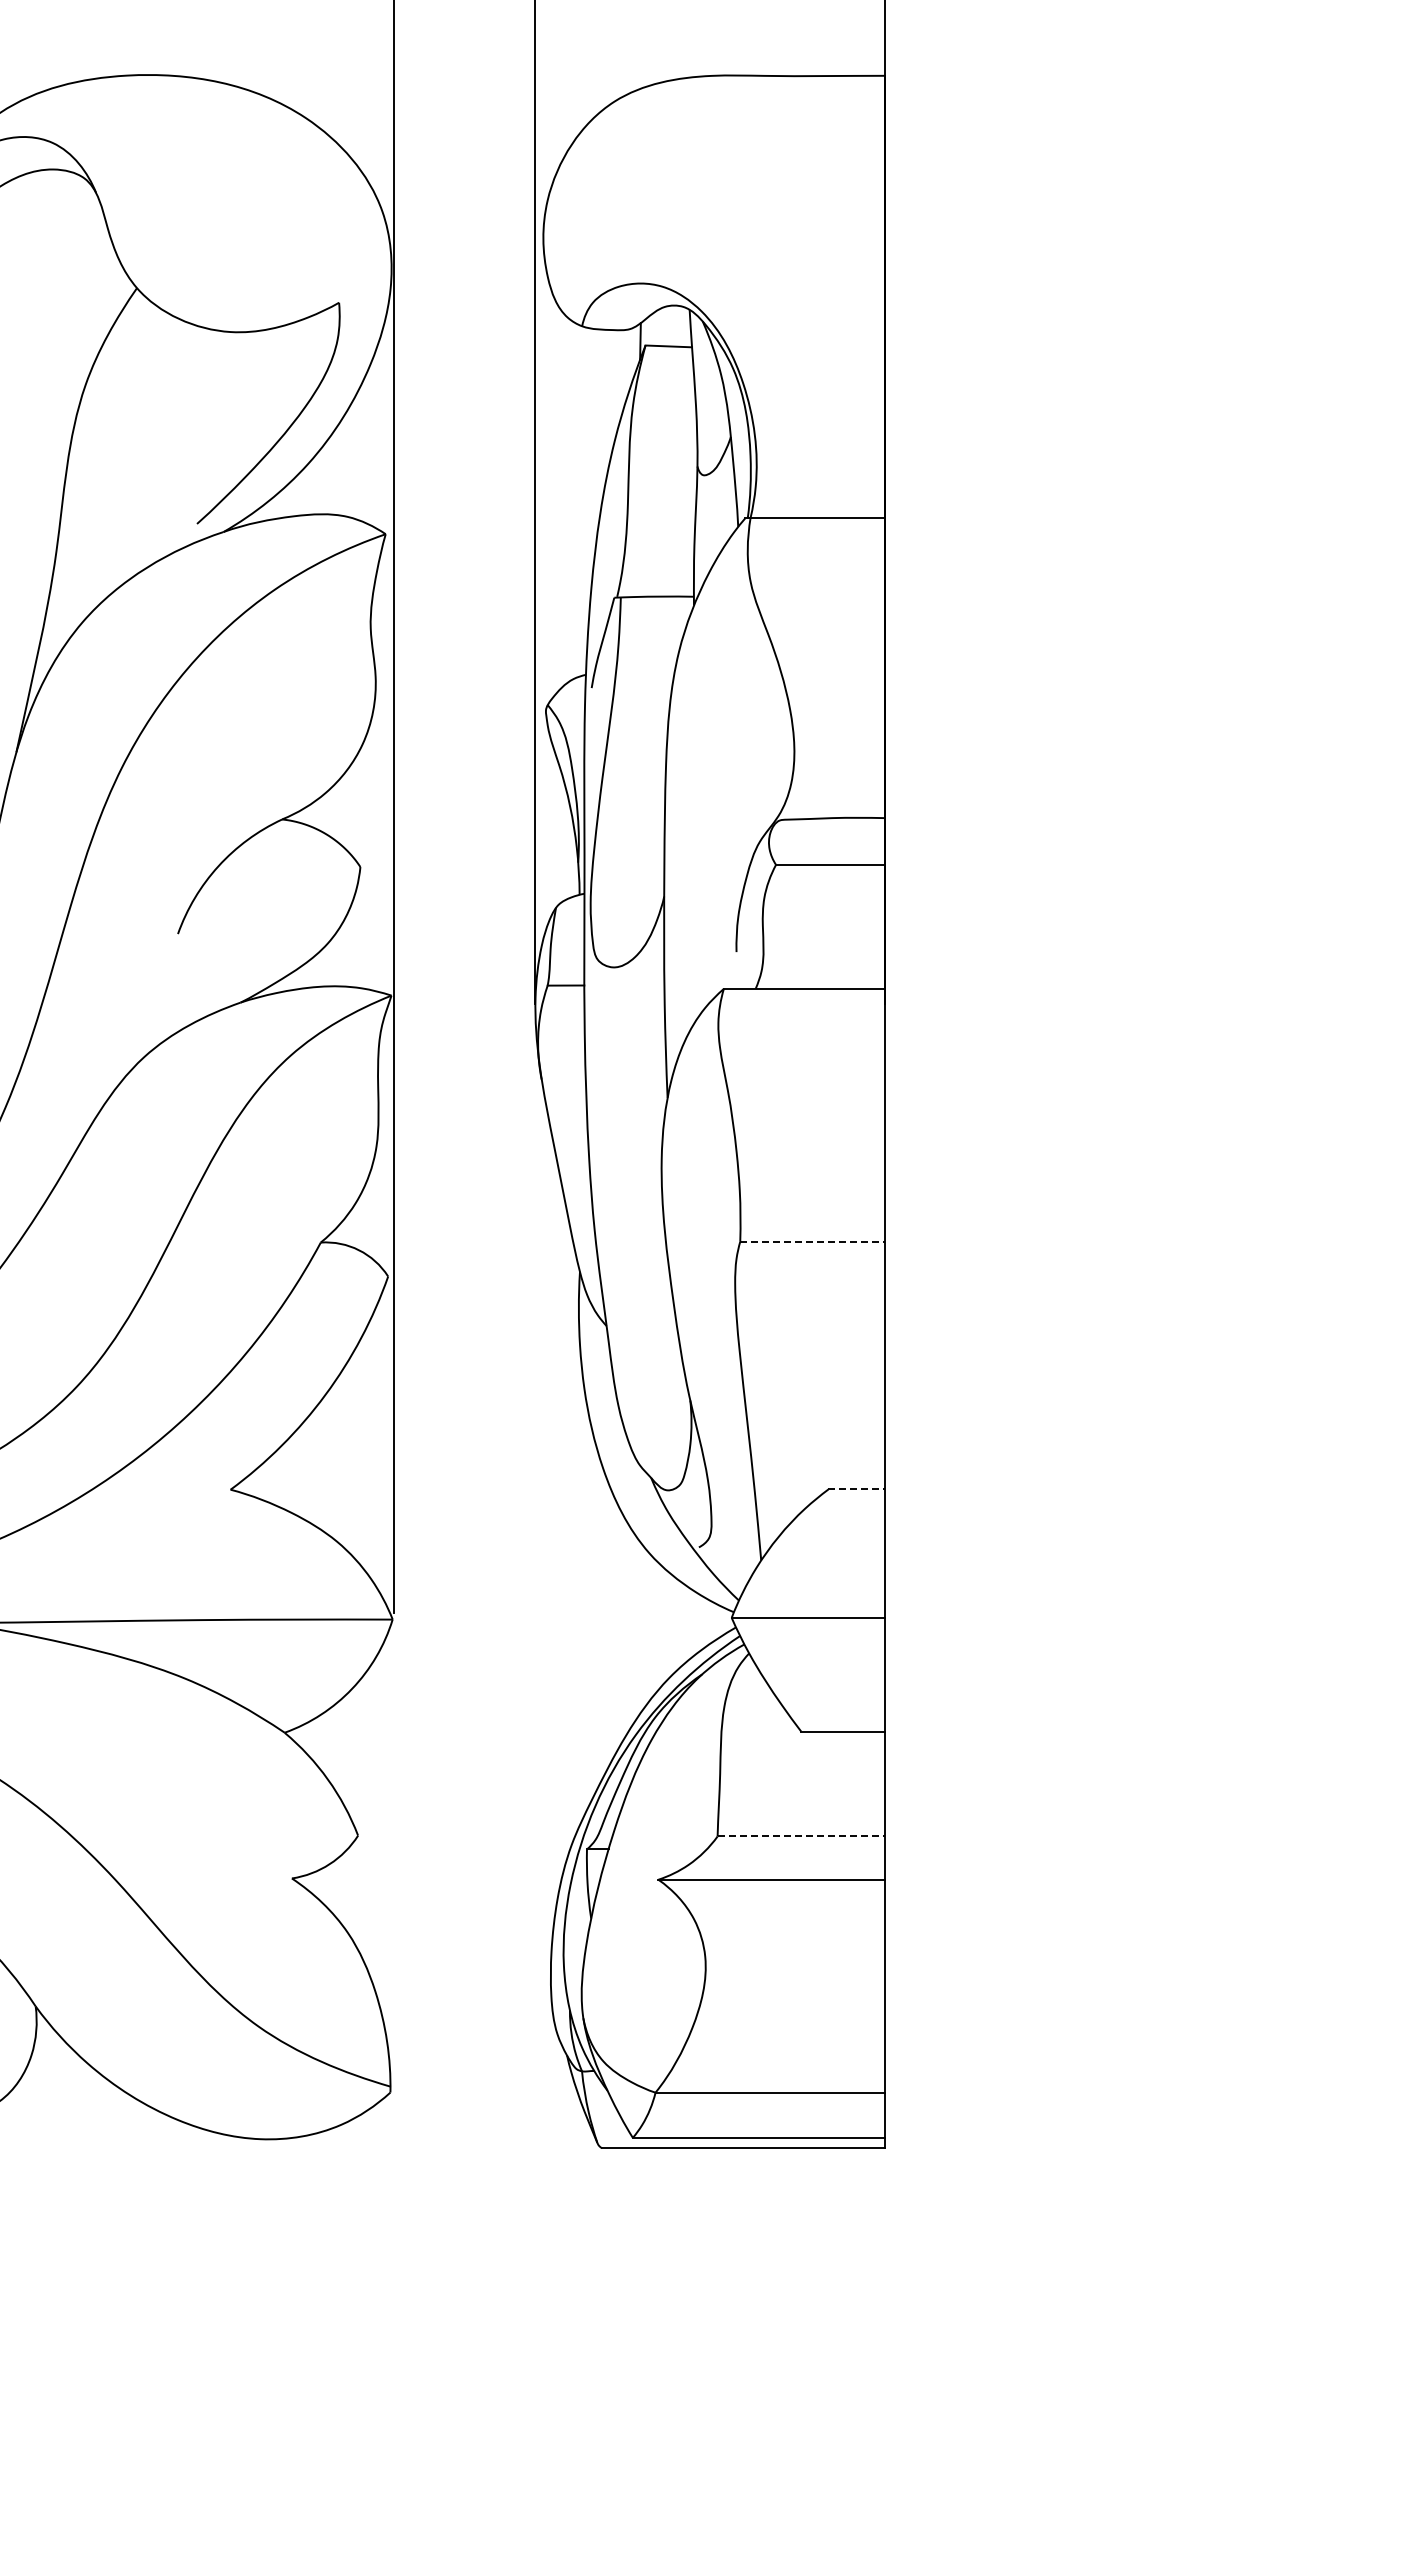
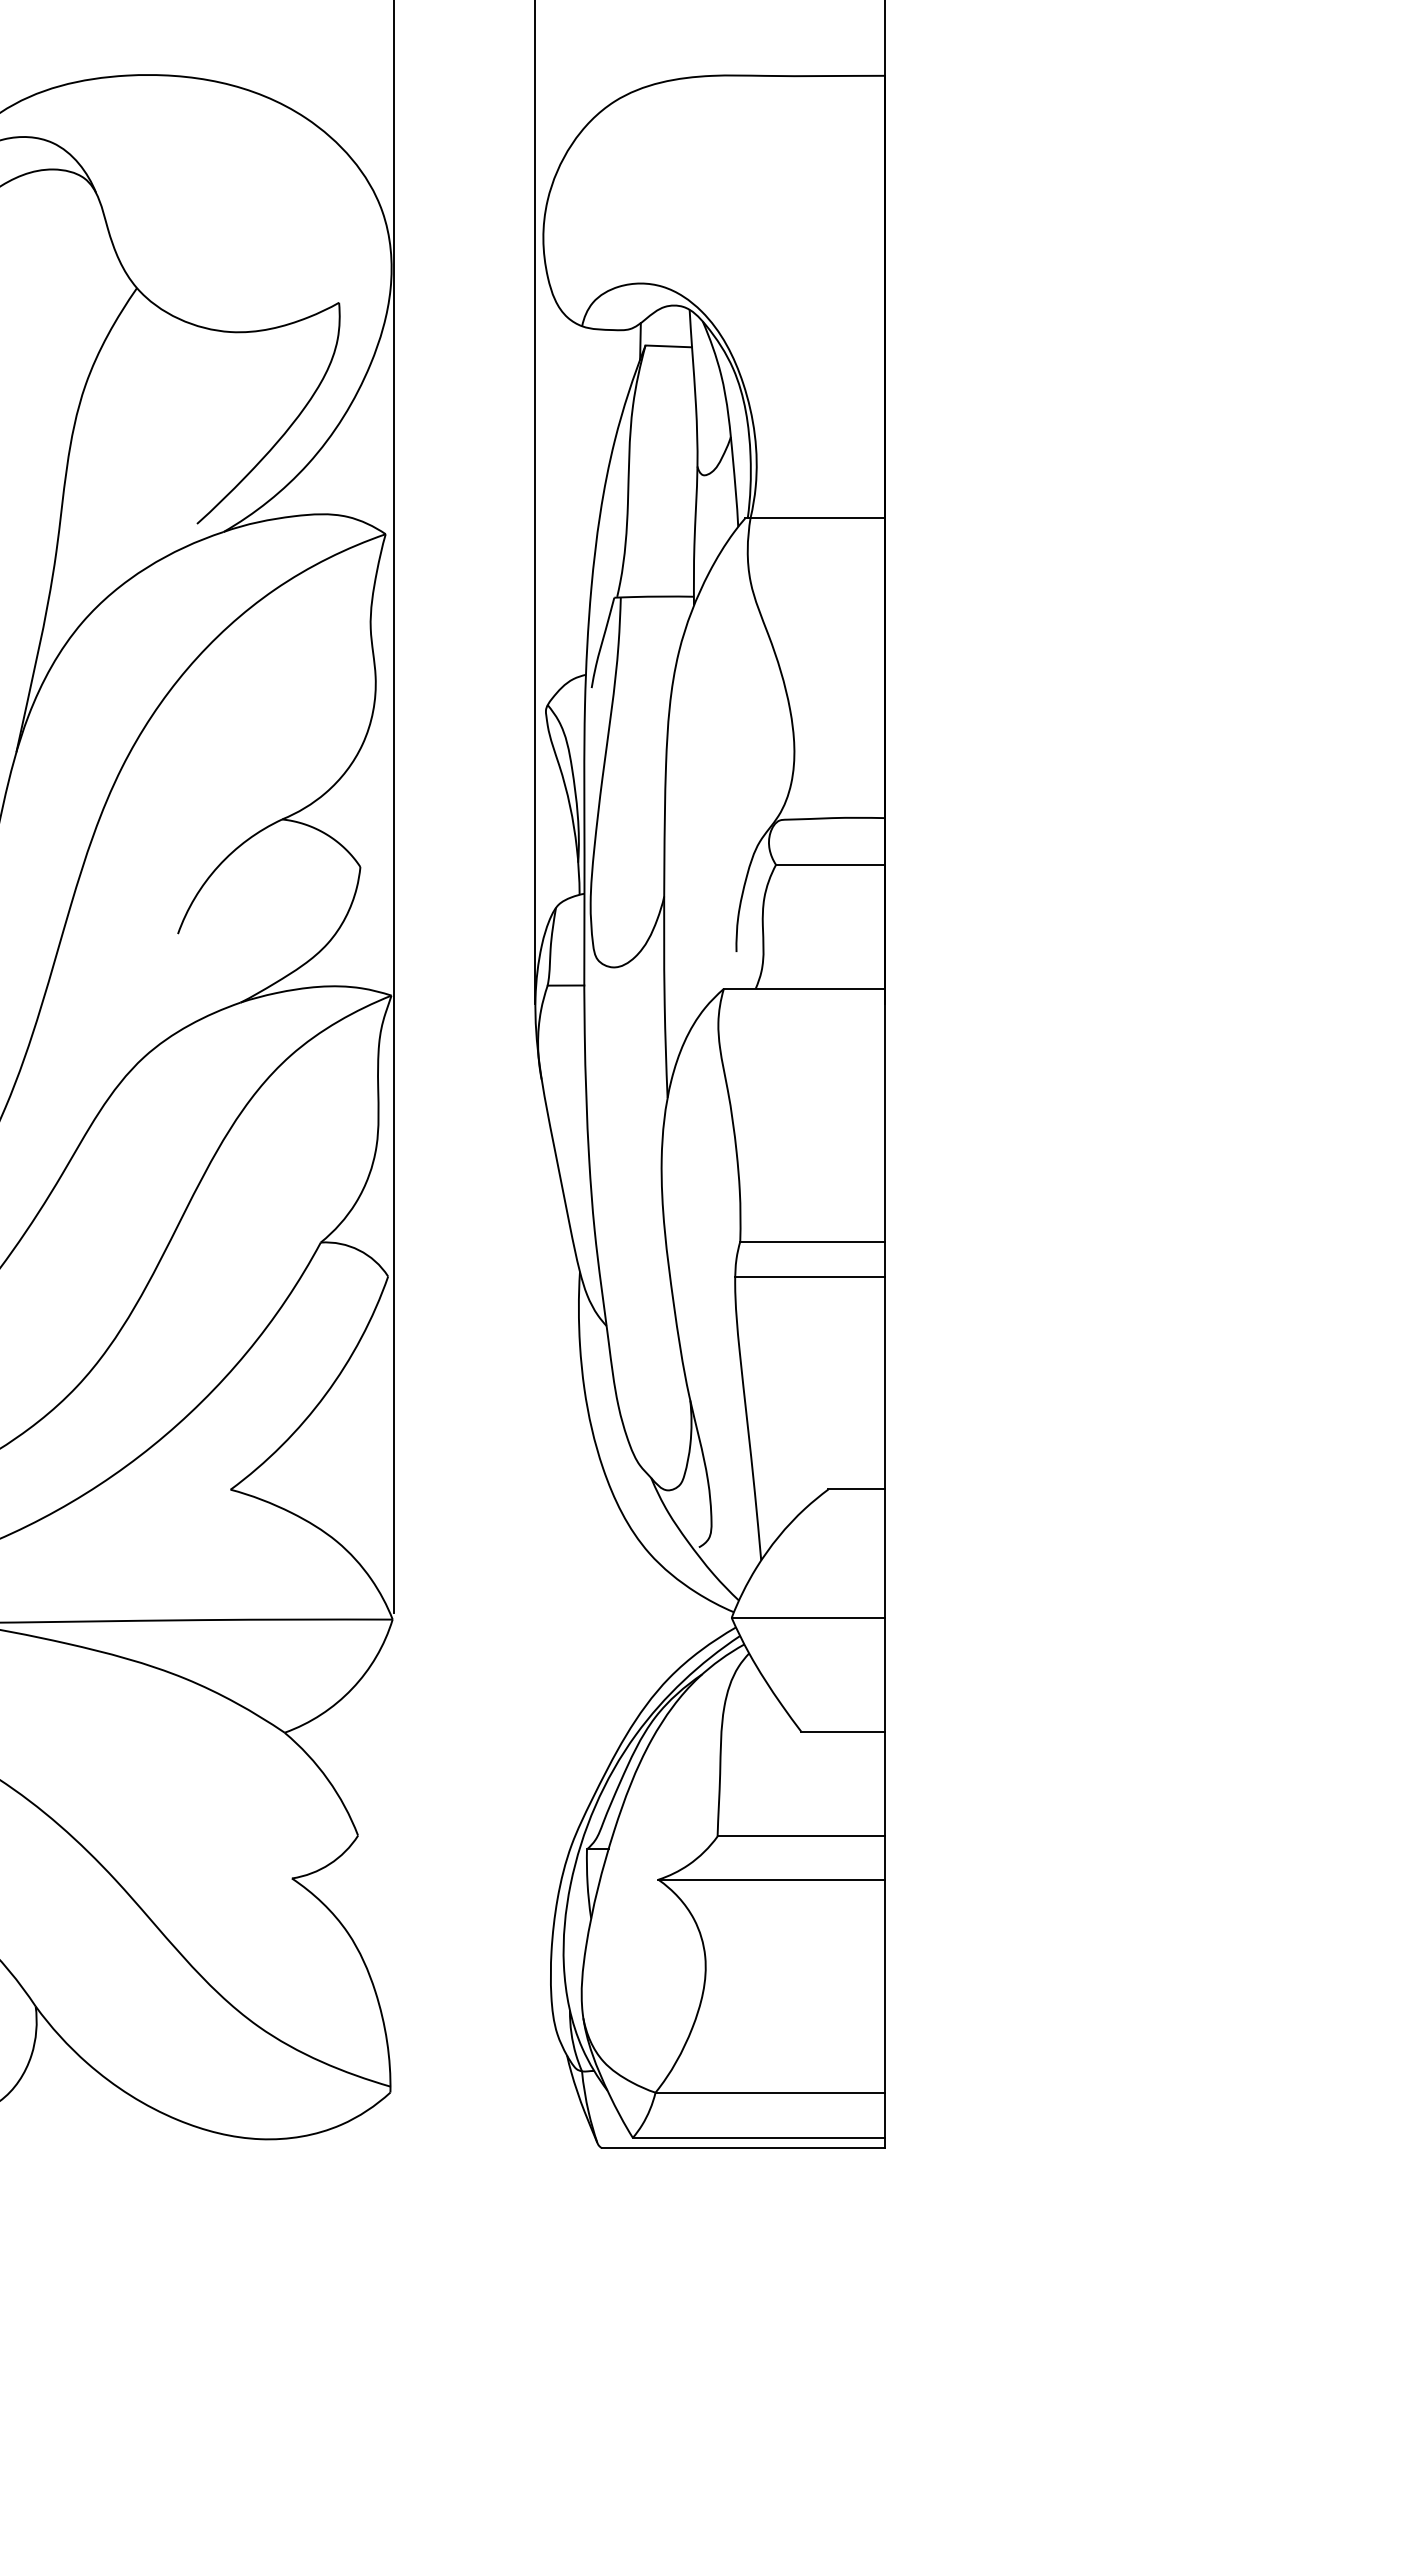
line: dashed -> solid (813, 1241)
line: none -> present (809, 1276)
line: dashed -> solid (857, 1489)
line: dashed -> solid (801, 1836)
